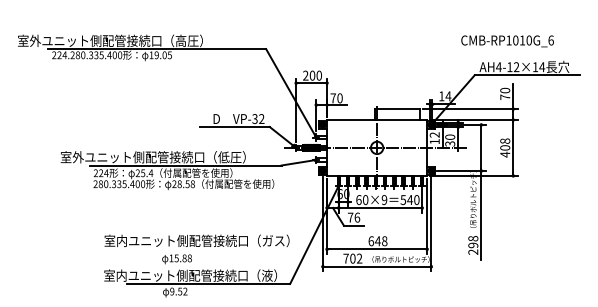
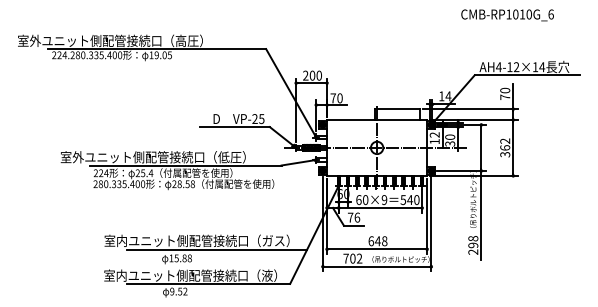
text position: (507, 41) -> (507, 15) (507, 15)
text: VP-32 -> VP-25 (258, 119)
text: 408 -> 362 (505, 147)
line: none -> present (216, 250)
